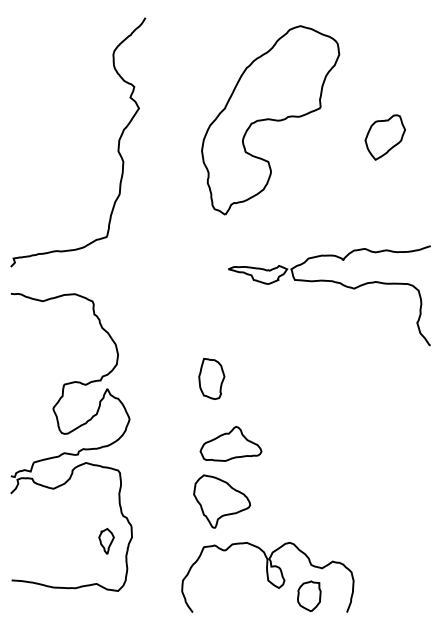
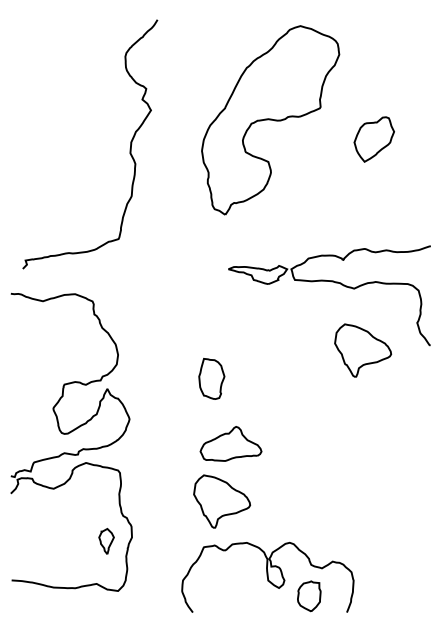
part position: (384, 137) -> (373, 139) (373, 139)
curve position: (117, 146) -> (129, 148) (129, 148)
part: none -> present (363, 350)
